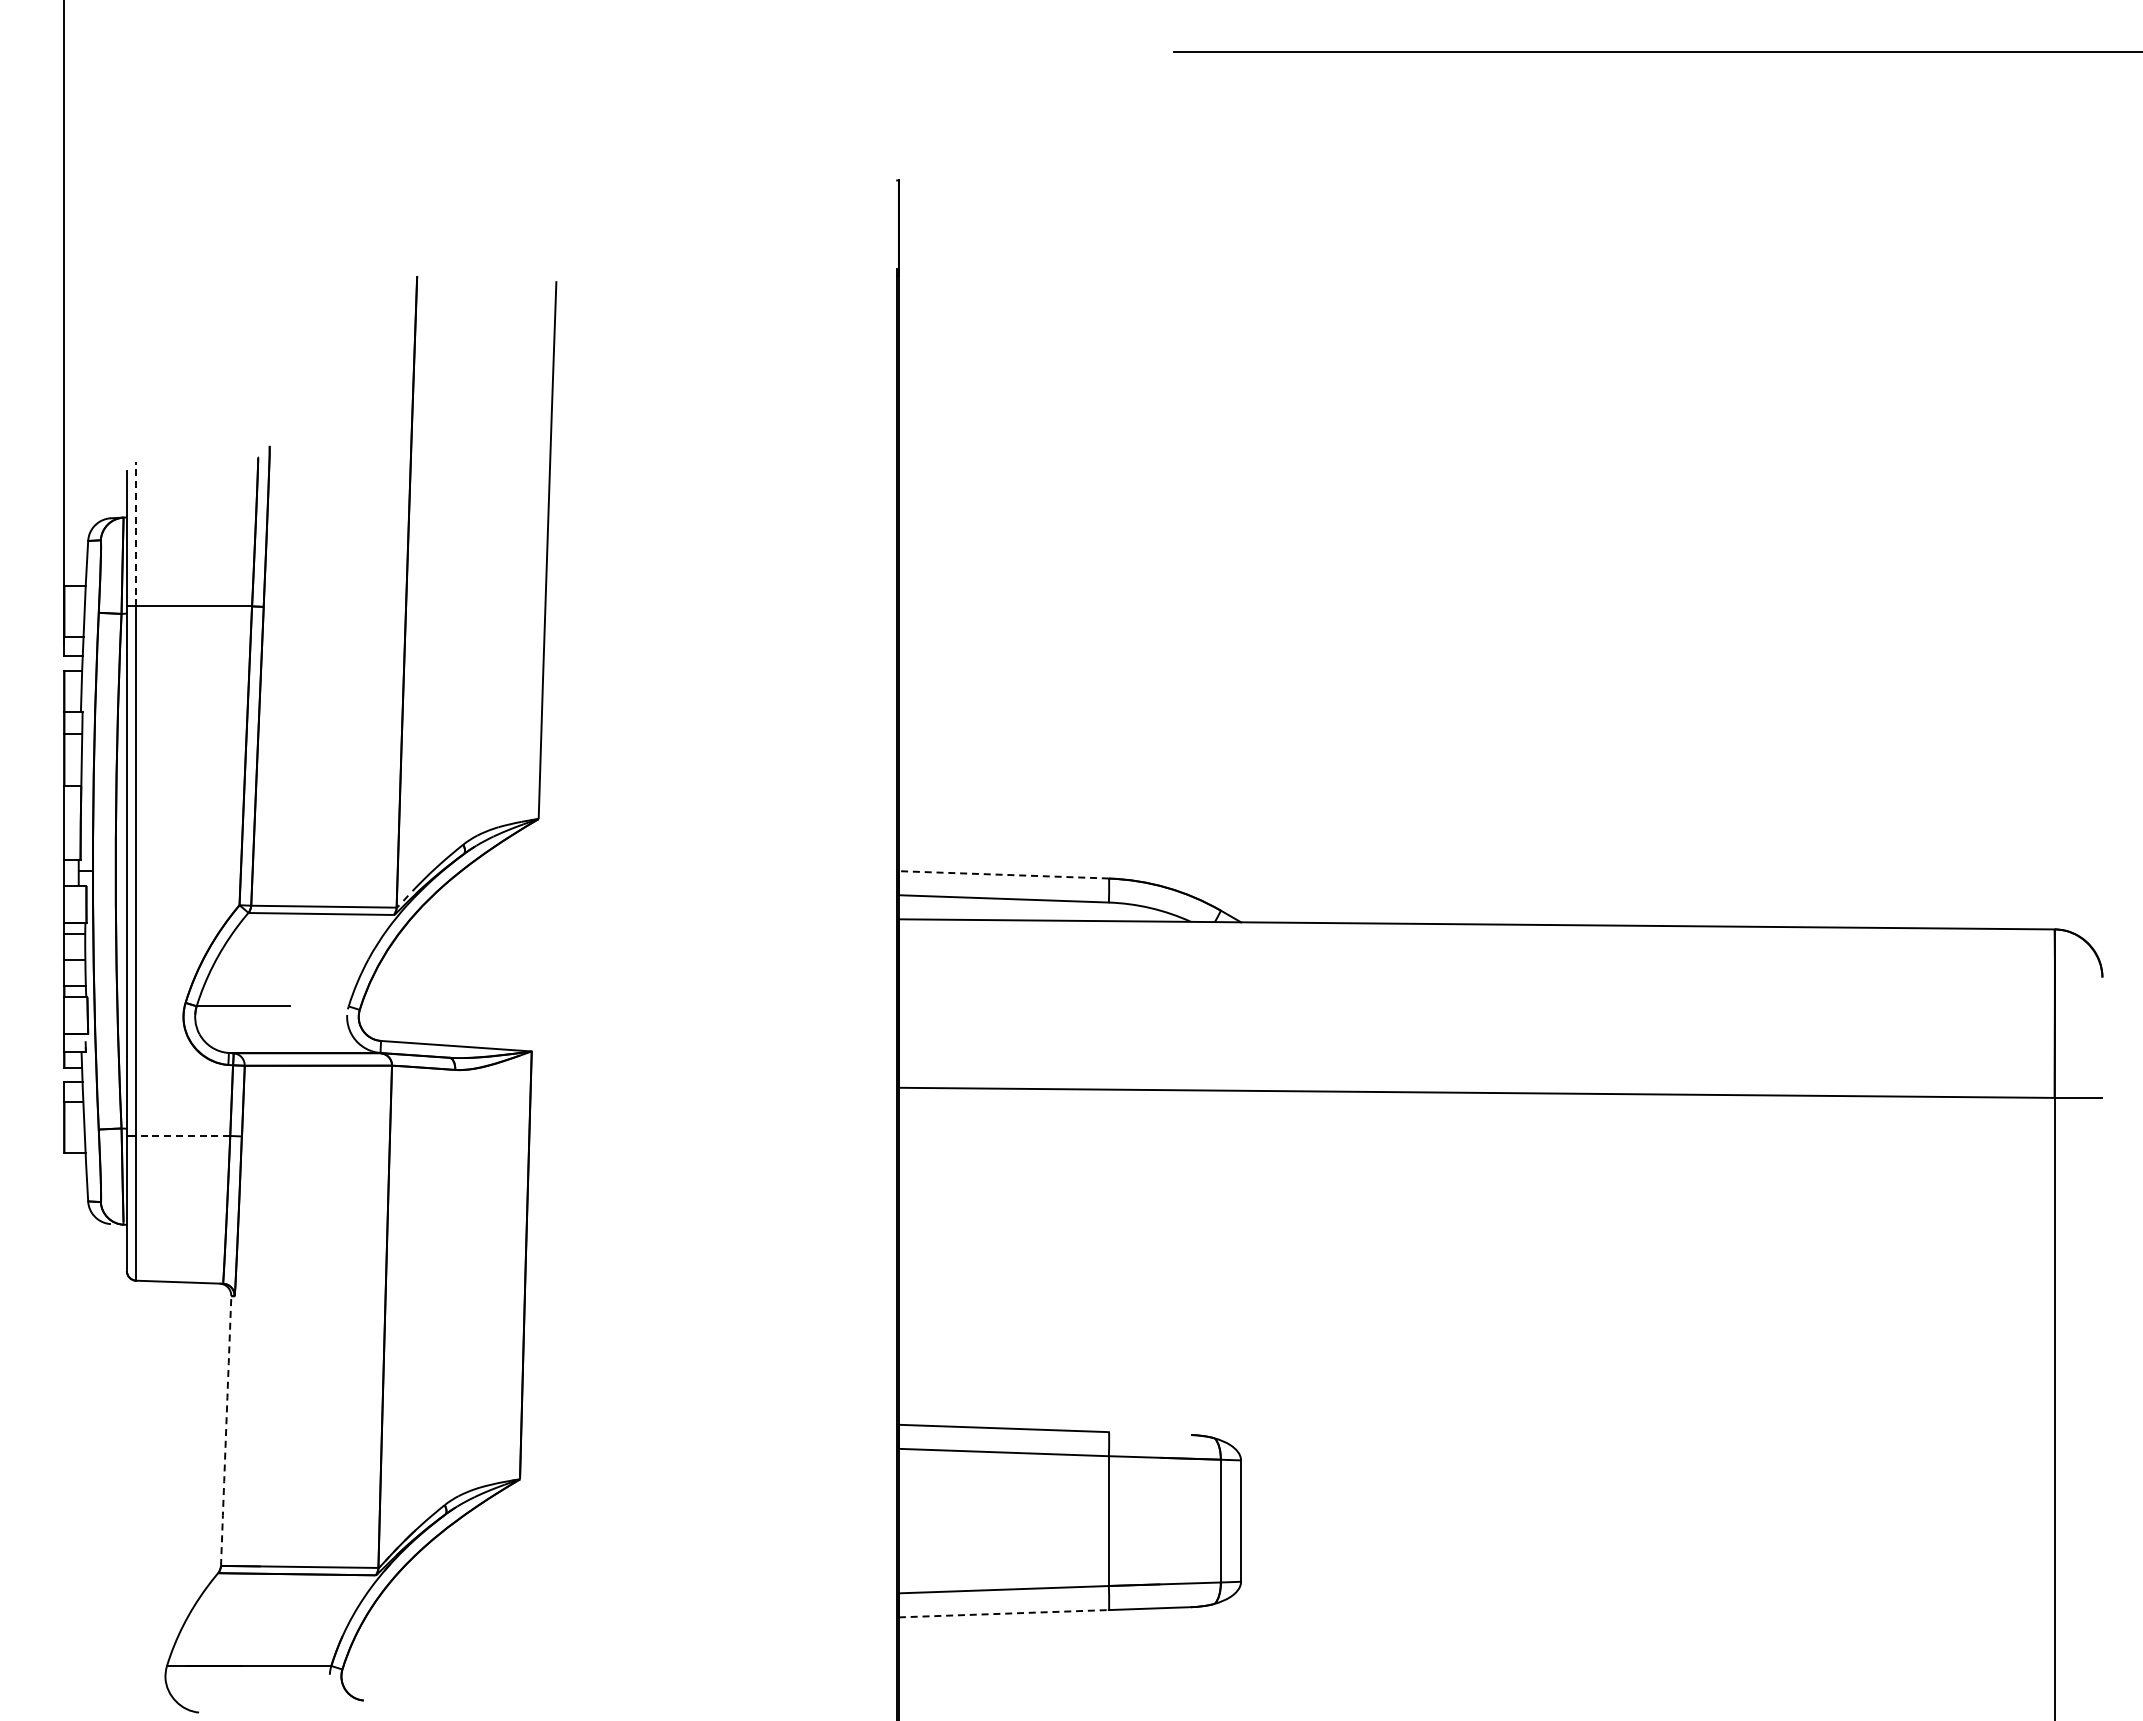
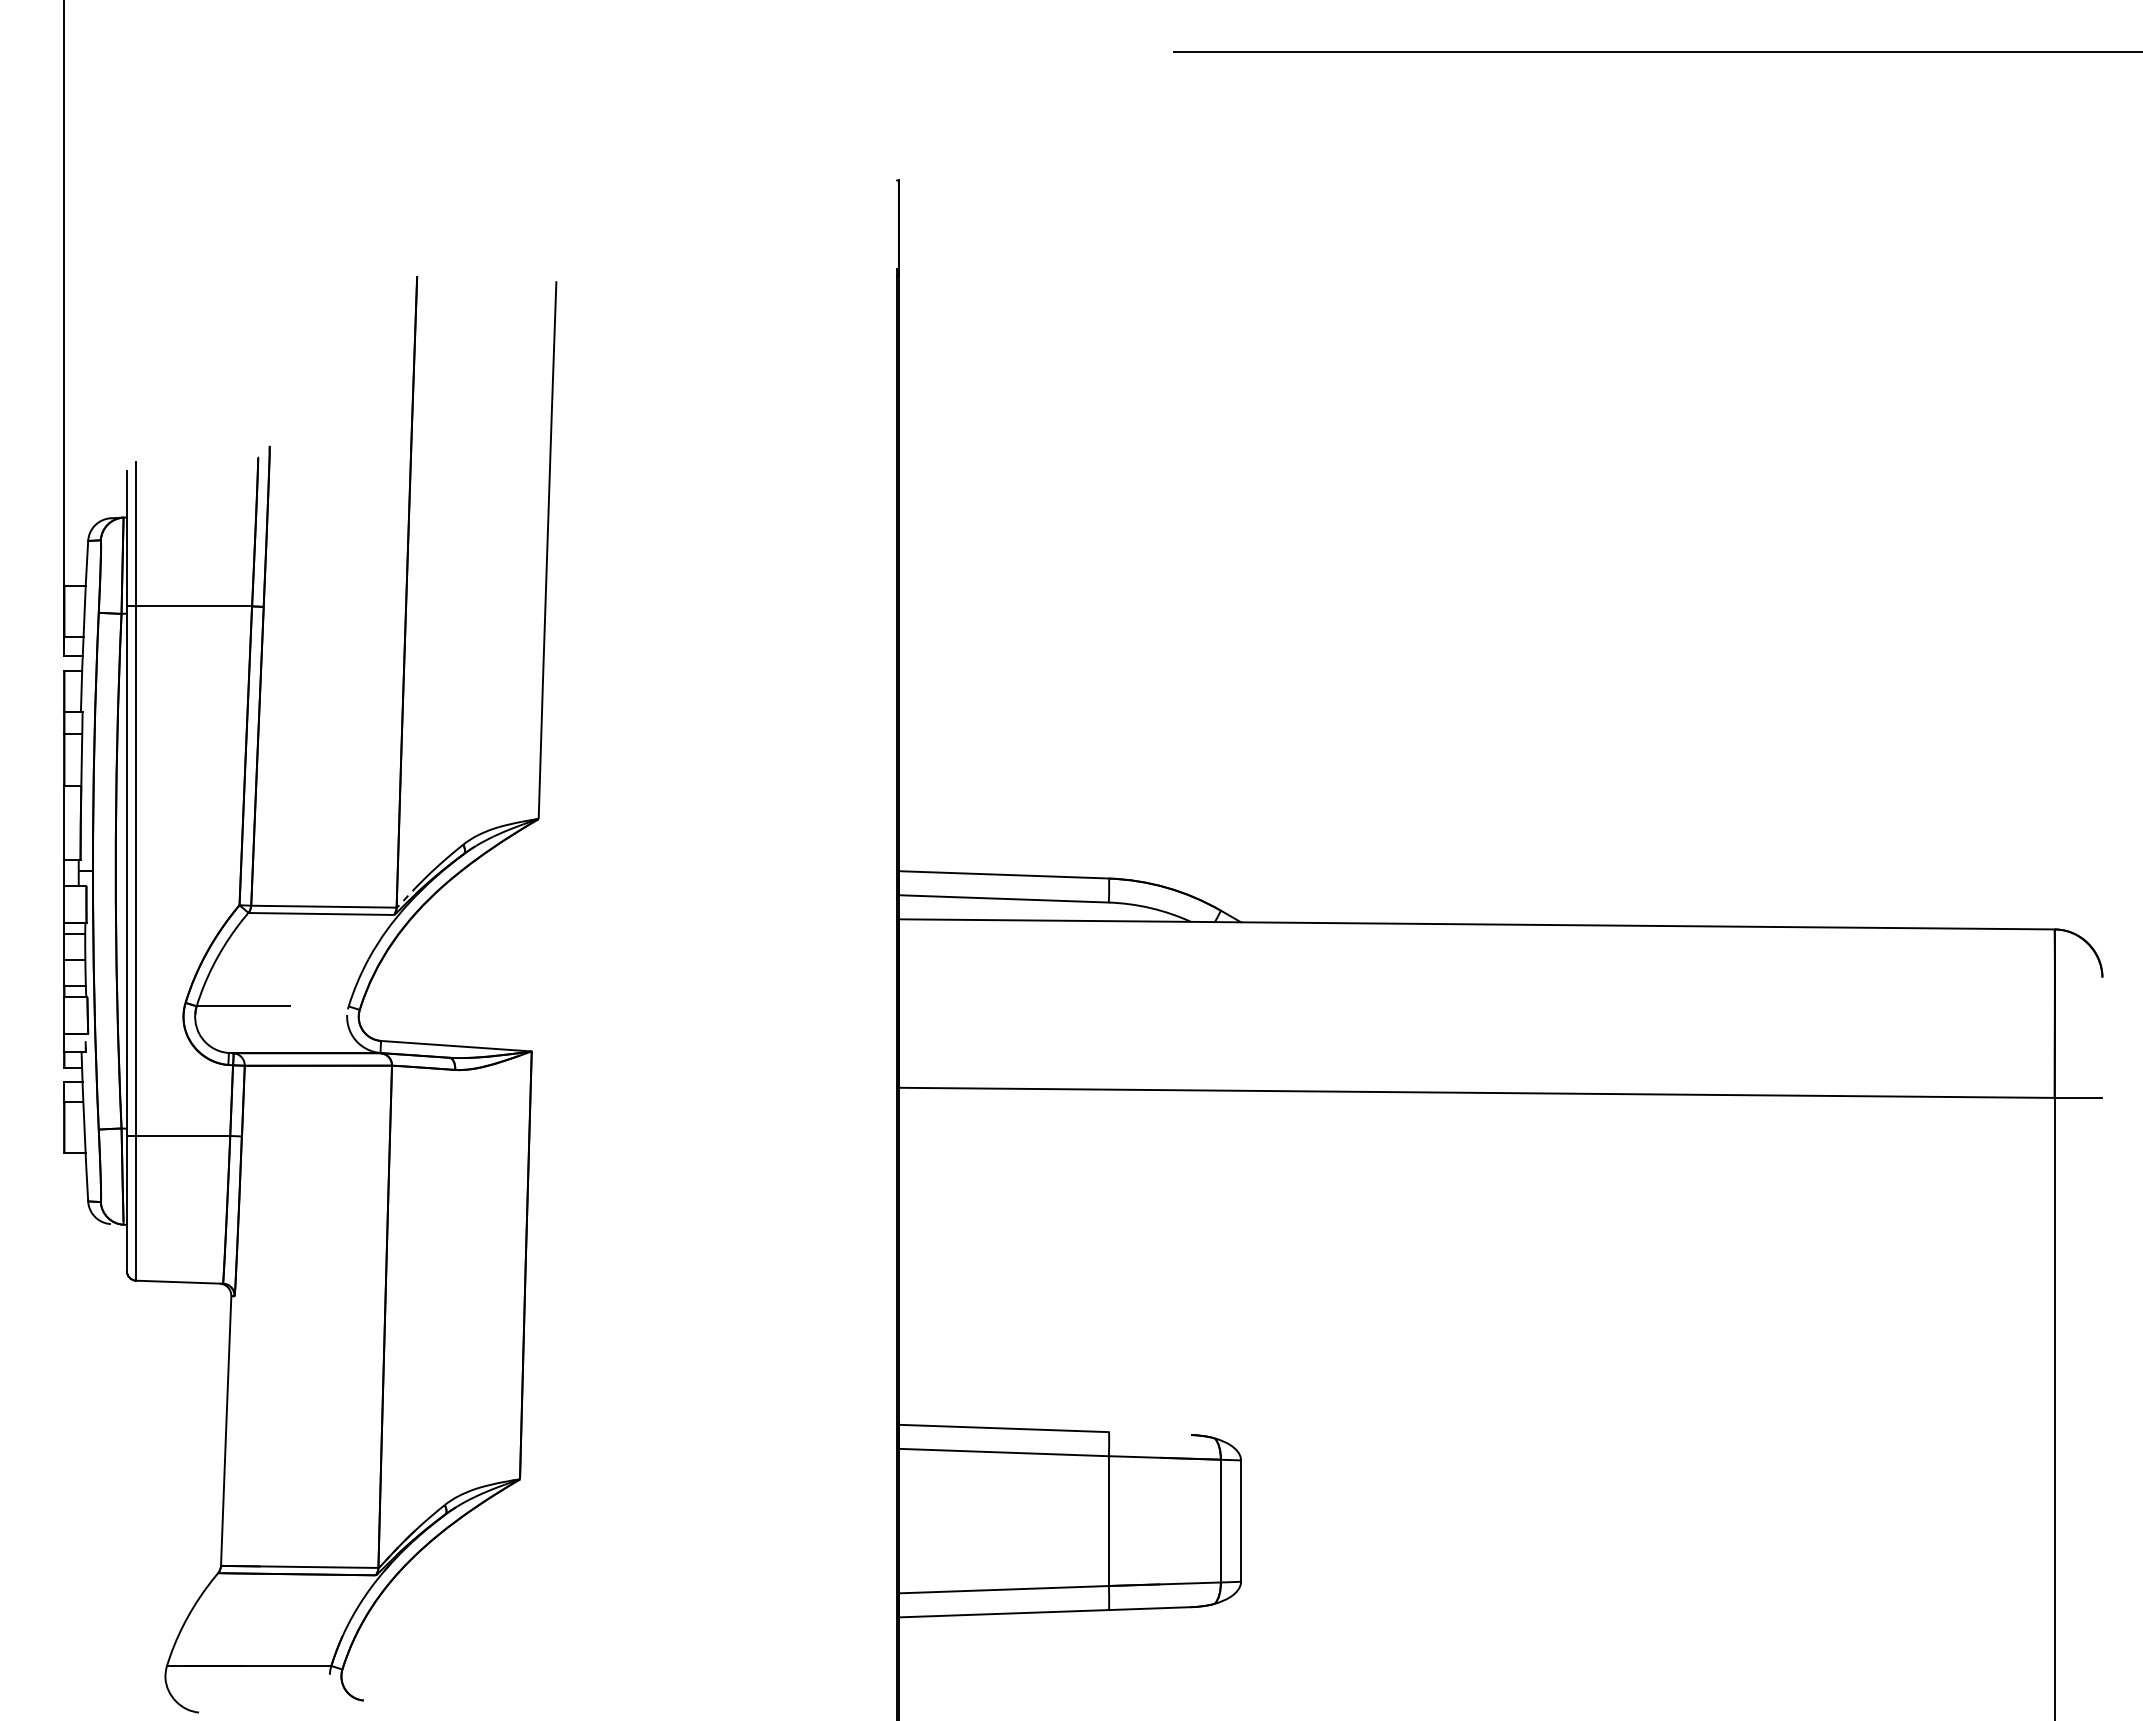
line: dashed -> solid (136, 533)
line: dashed -> solid (1003, 874)
line: dashed -> solid (182, 1135)
arc: dashed -> solid (226, 1431)
line: dashed -> solid (1004, 1613)
